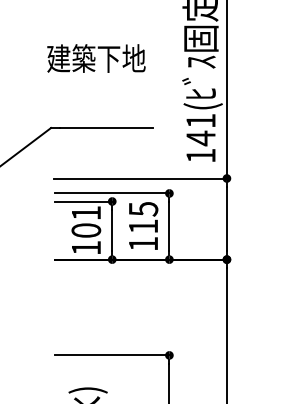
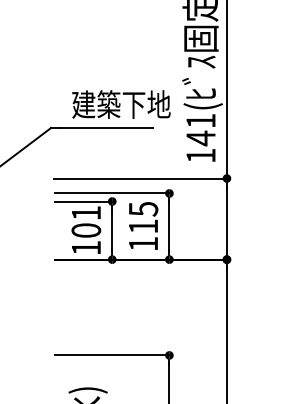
text position: (96, 58) -> (121, 104) (121, 104)
